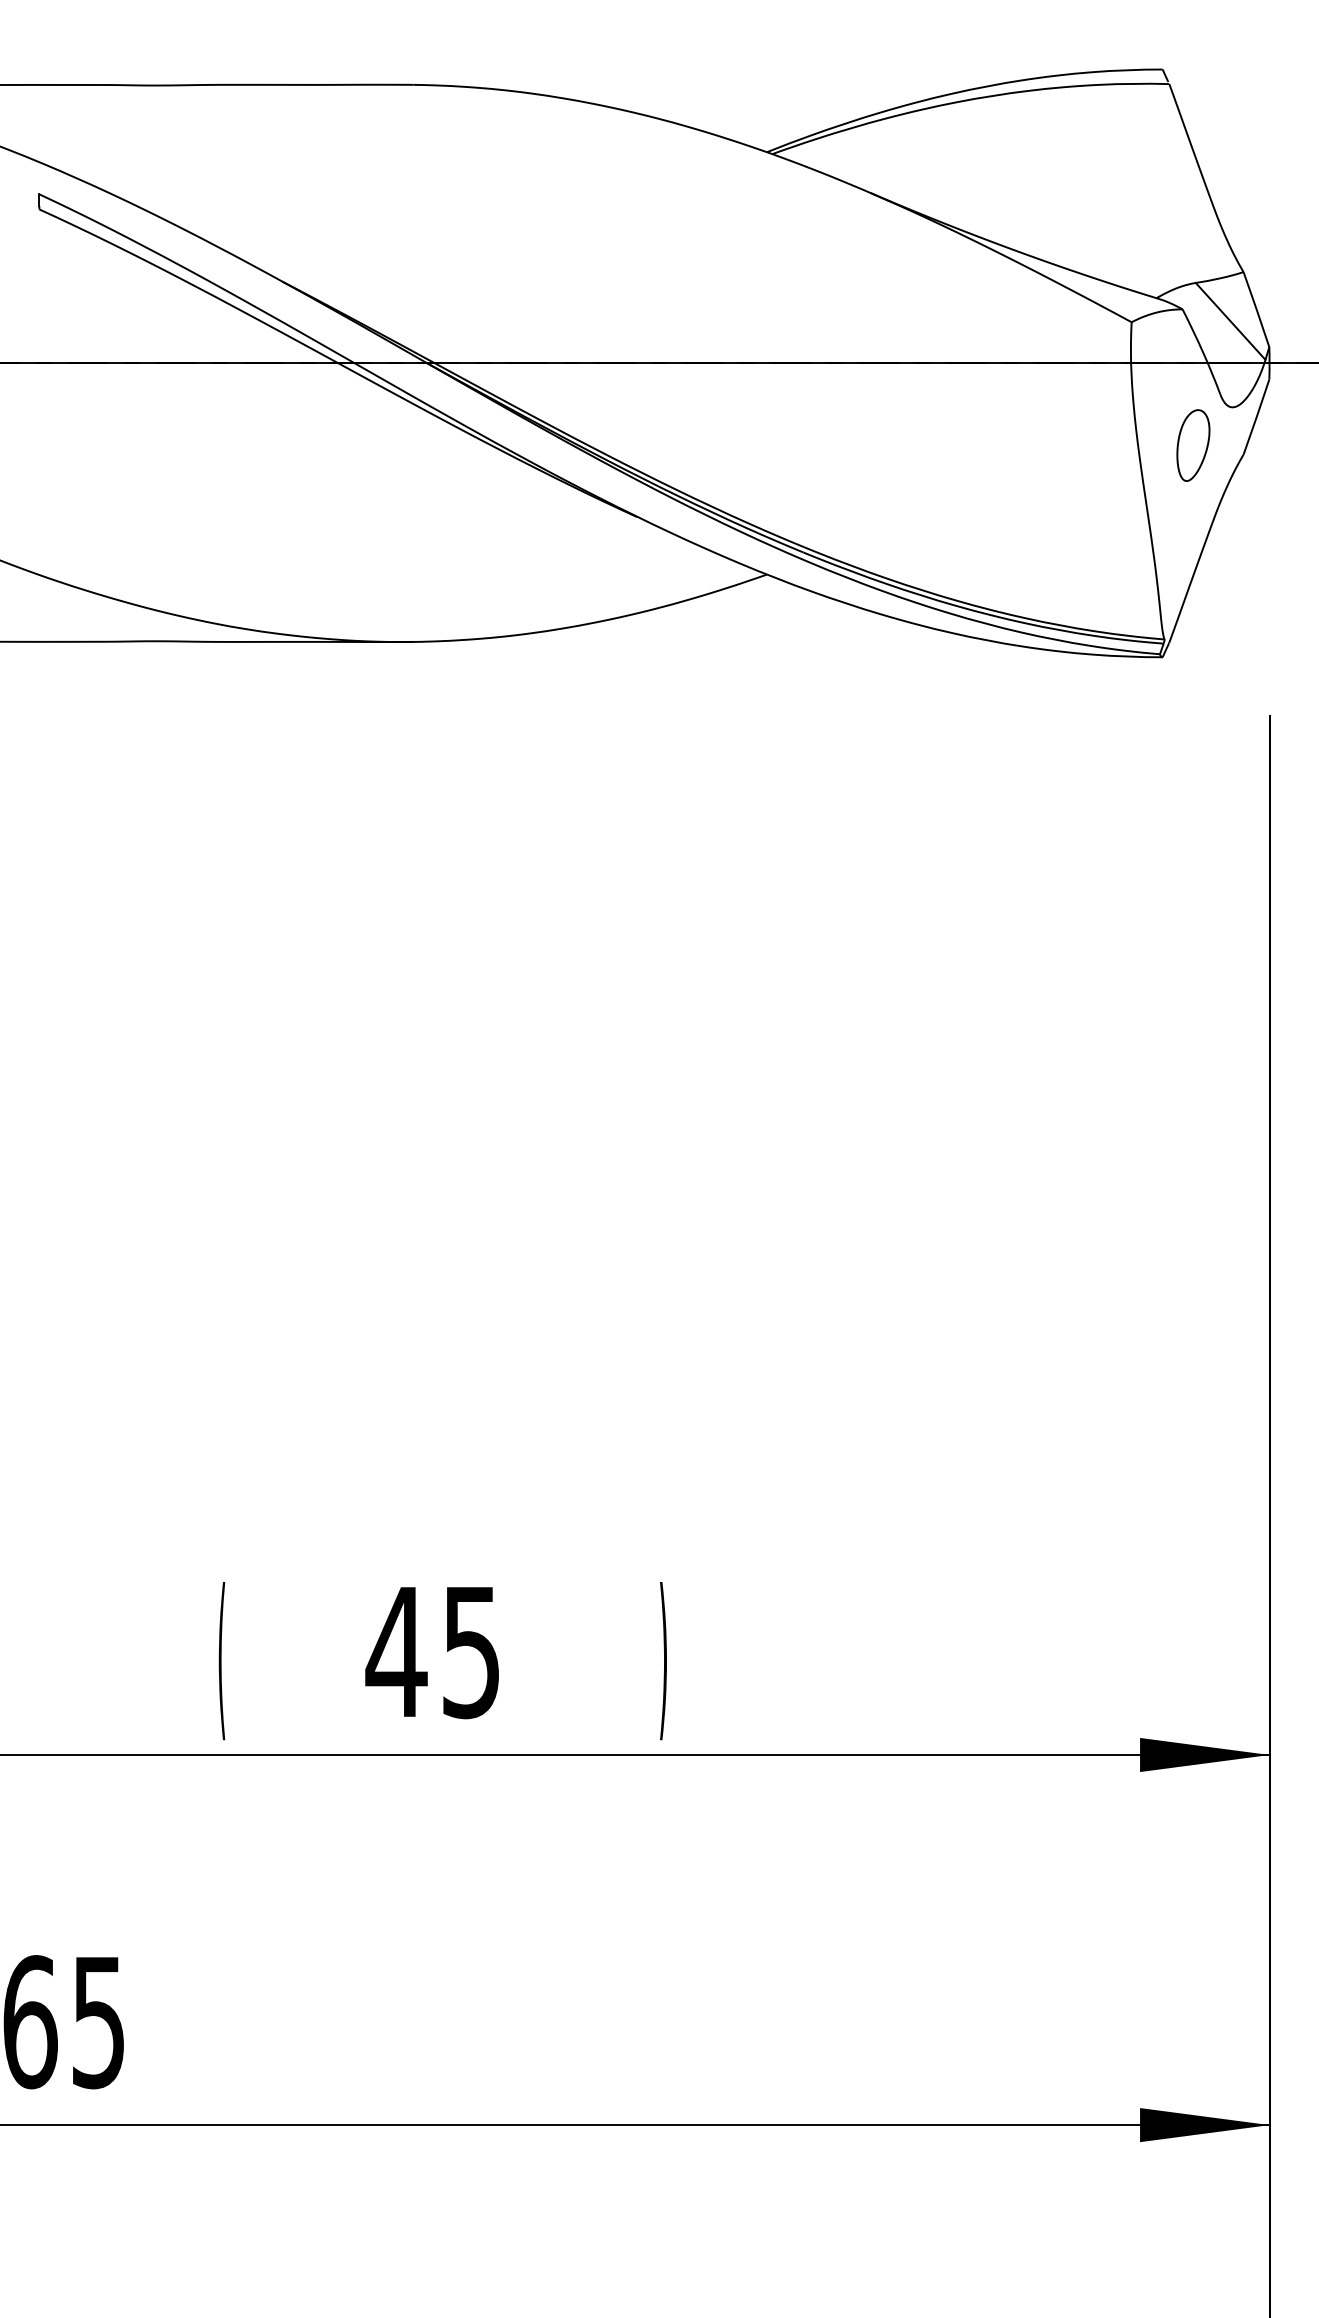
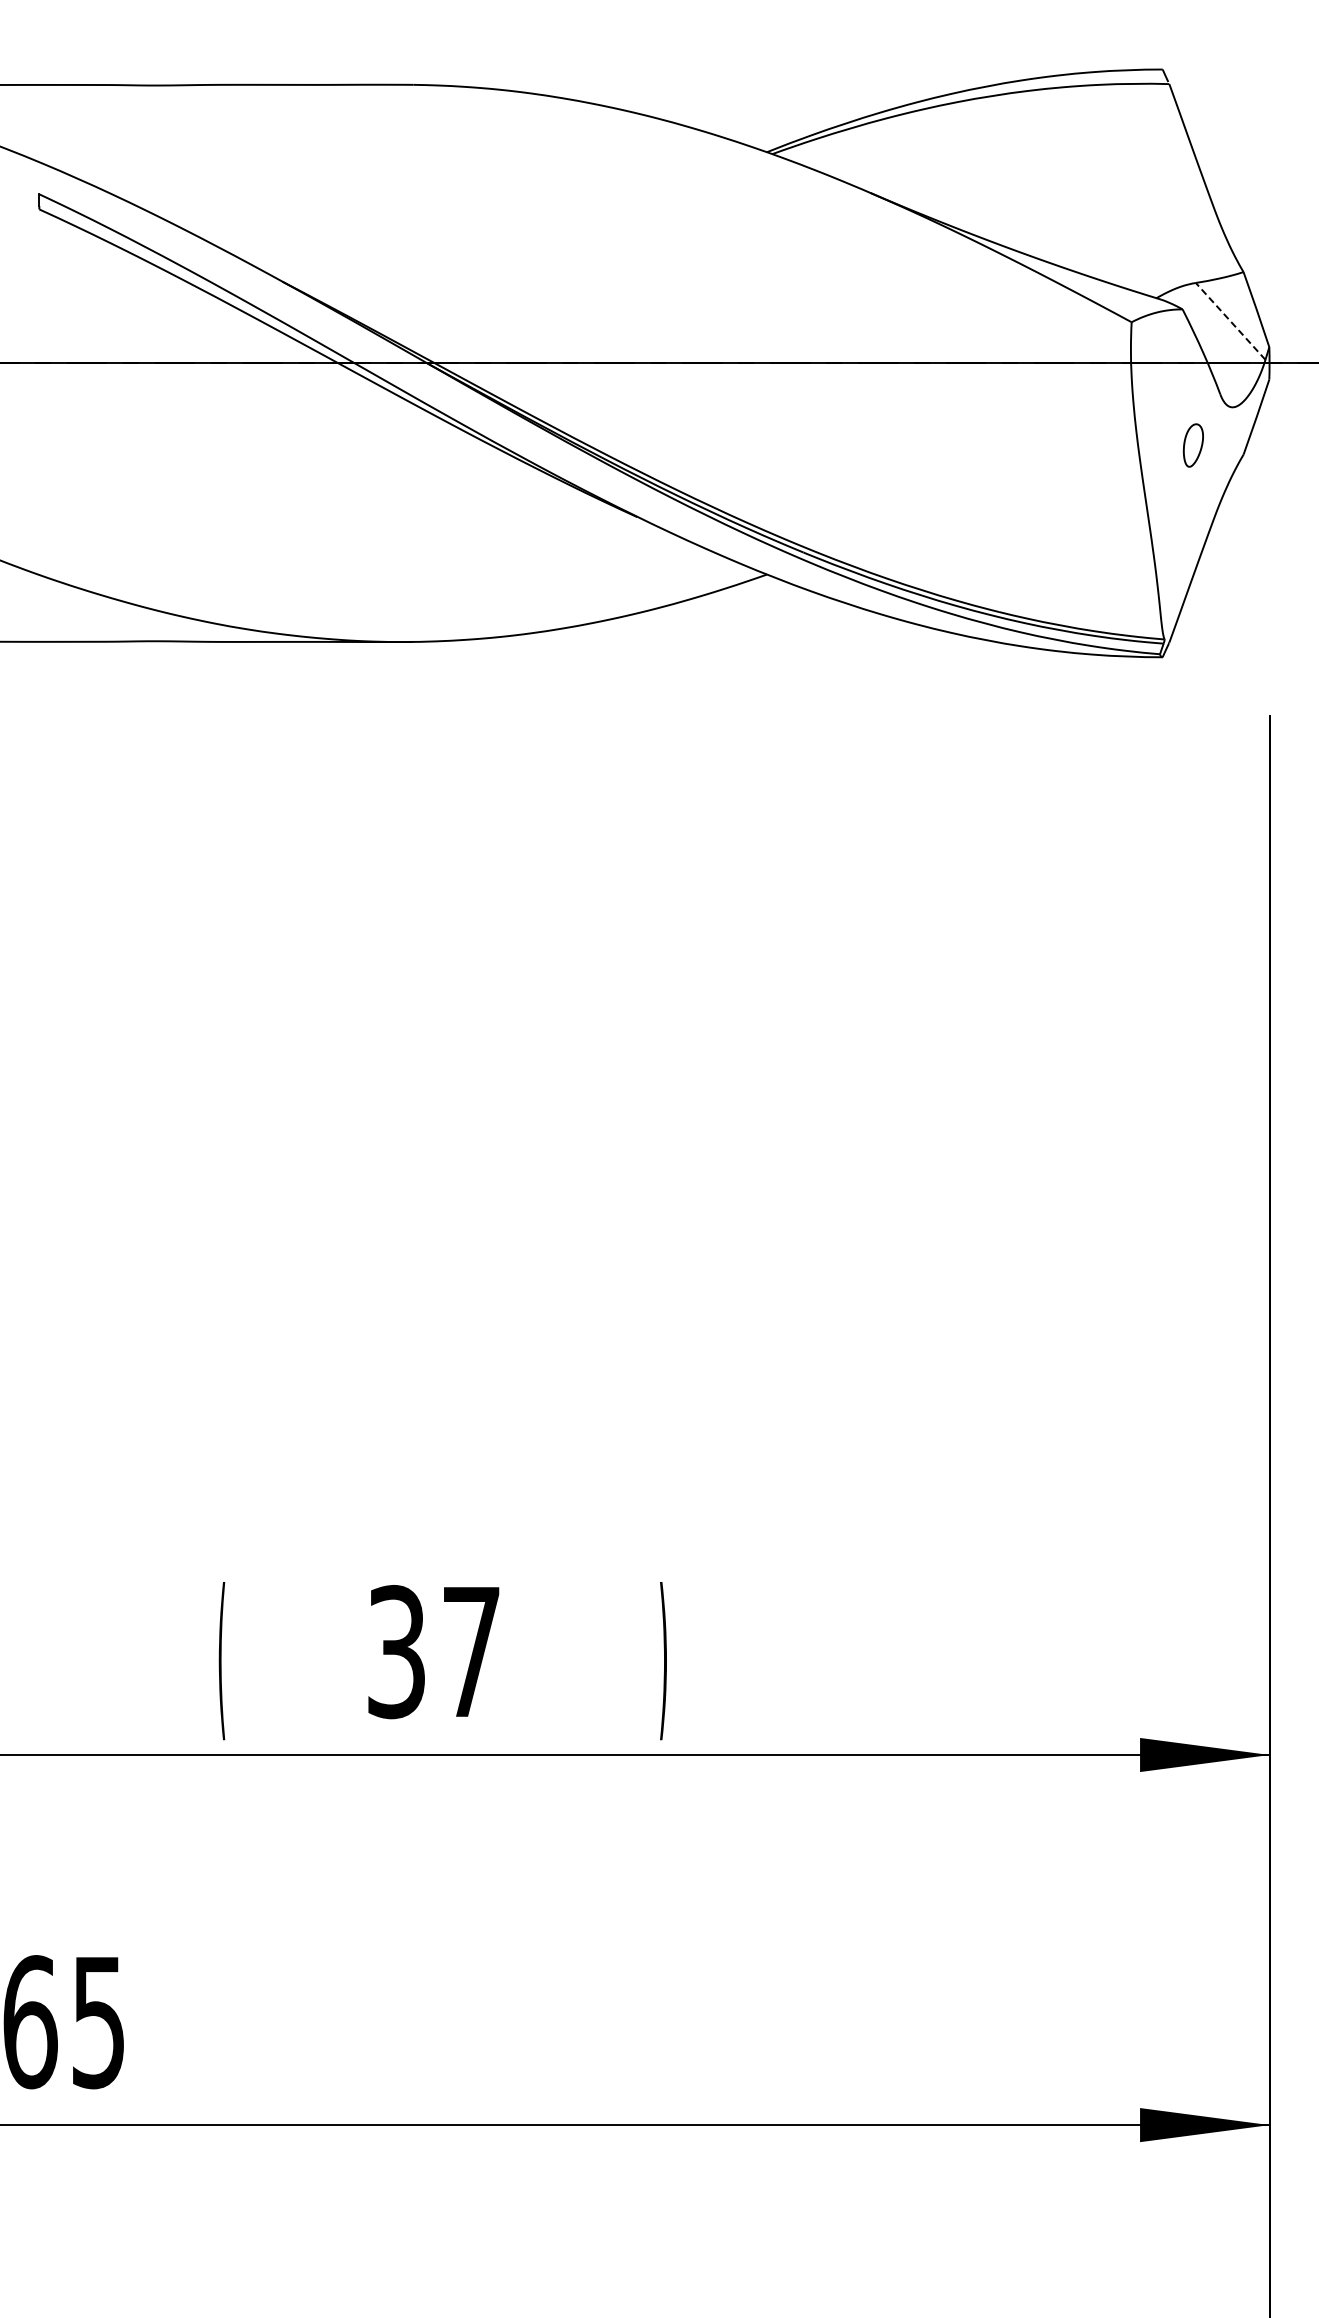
line: solid -> dashed (1230, 321)
part size: 35x73 px -> 22x45 px (1192, 445)
text: 45 -> 37 (432, 1652)
